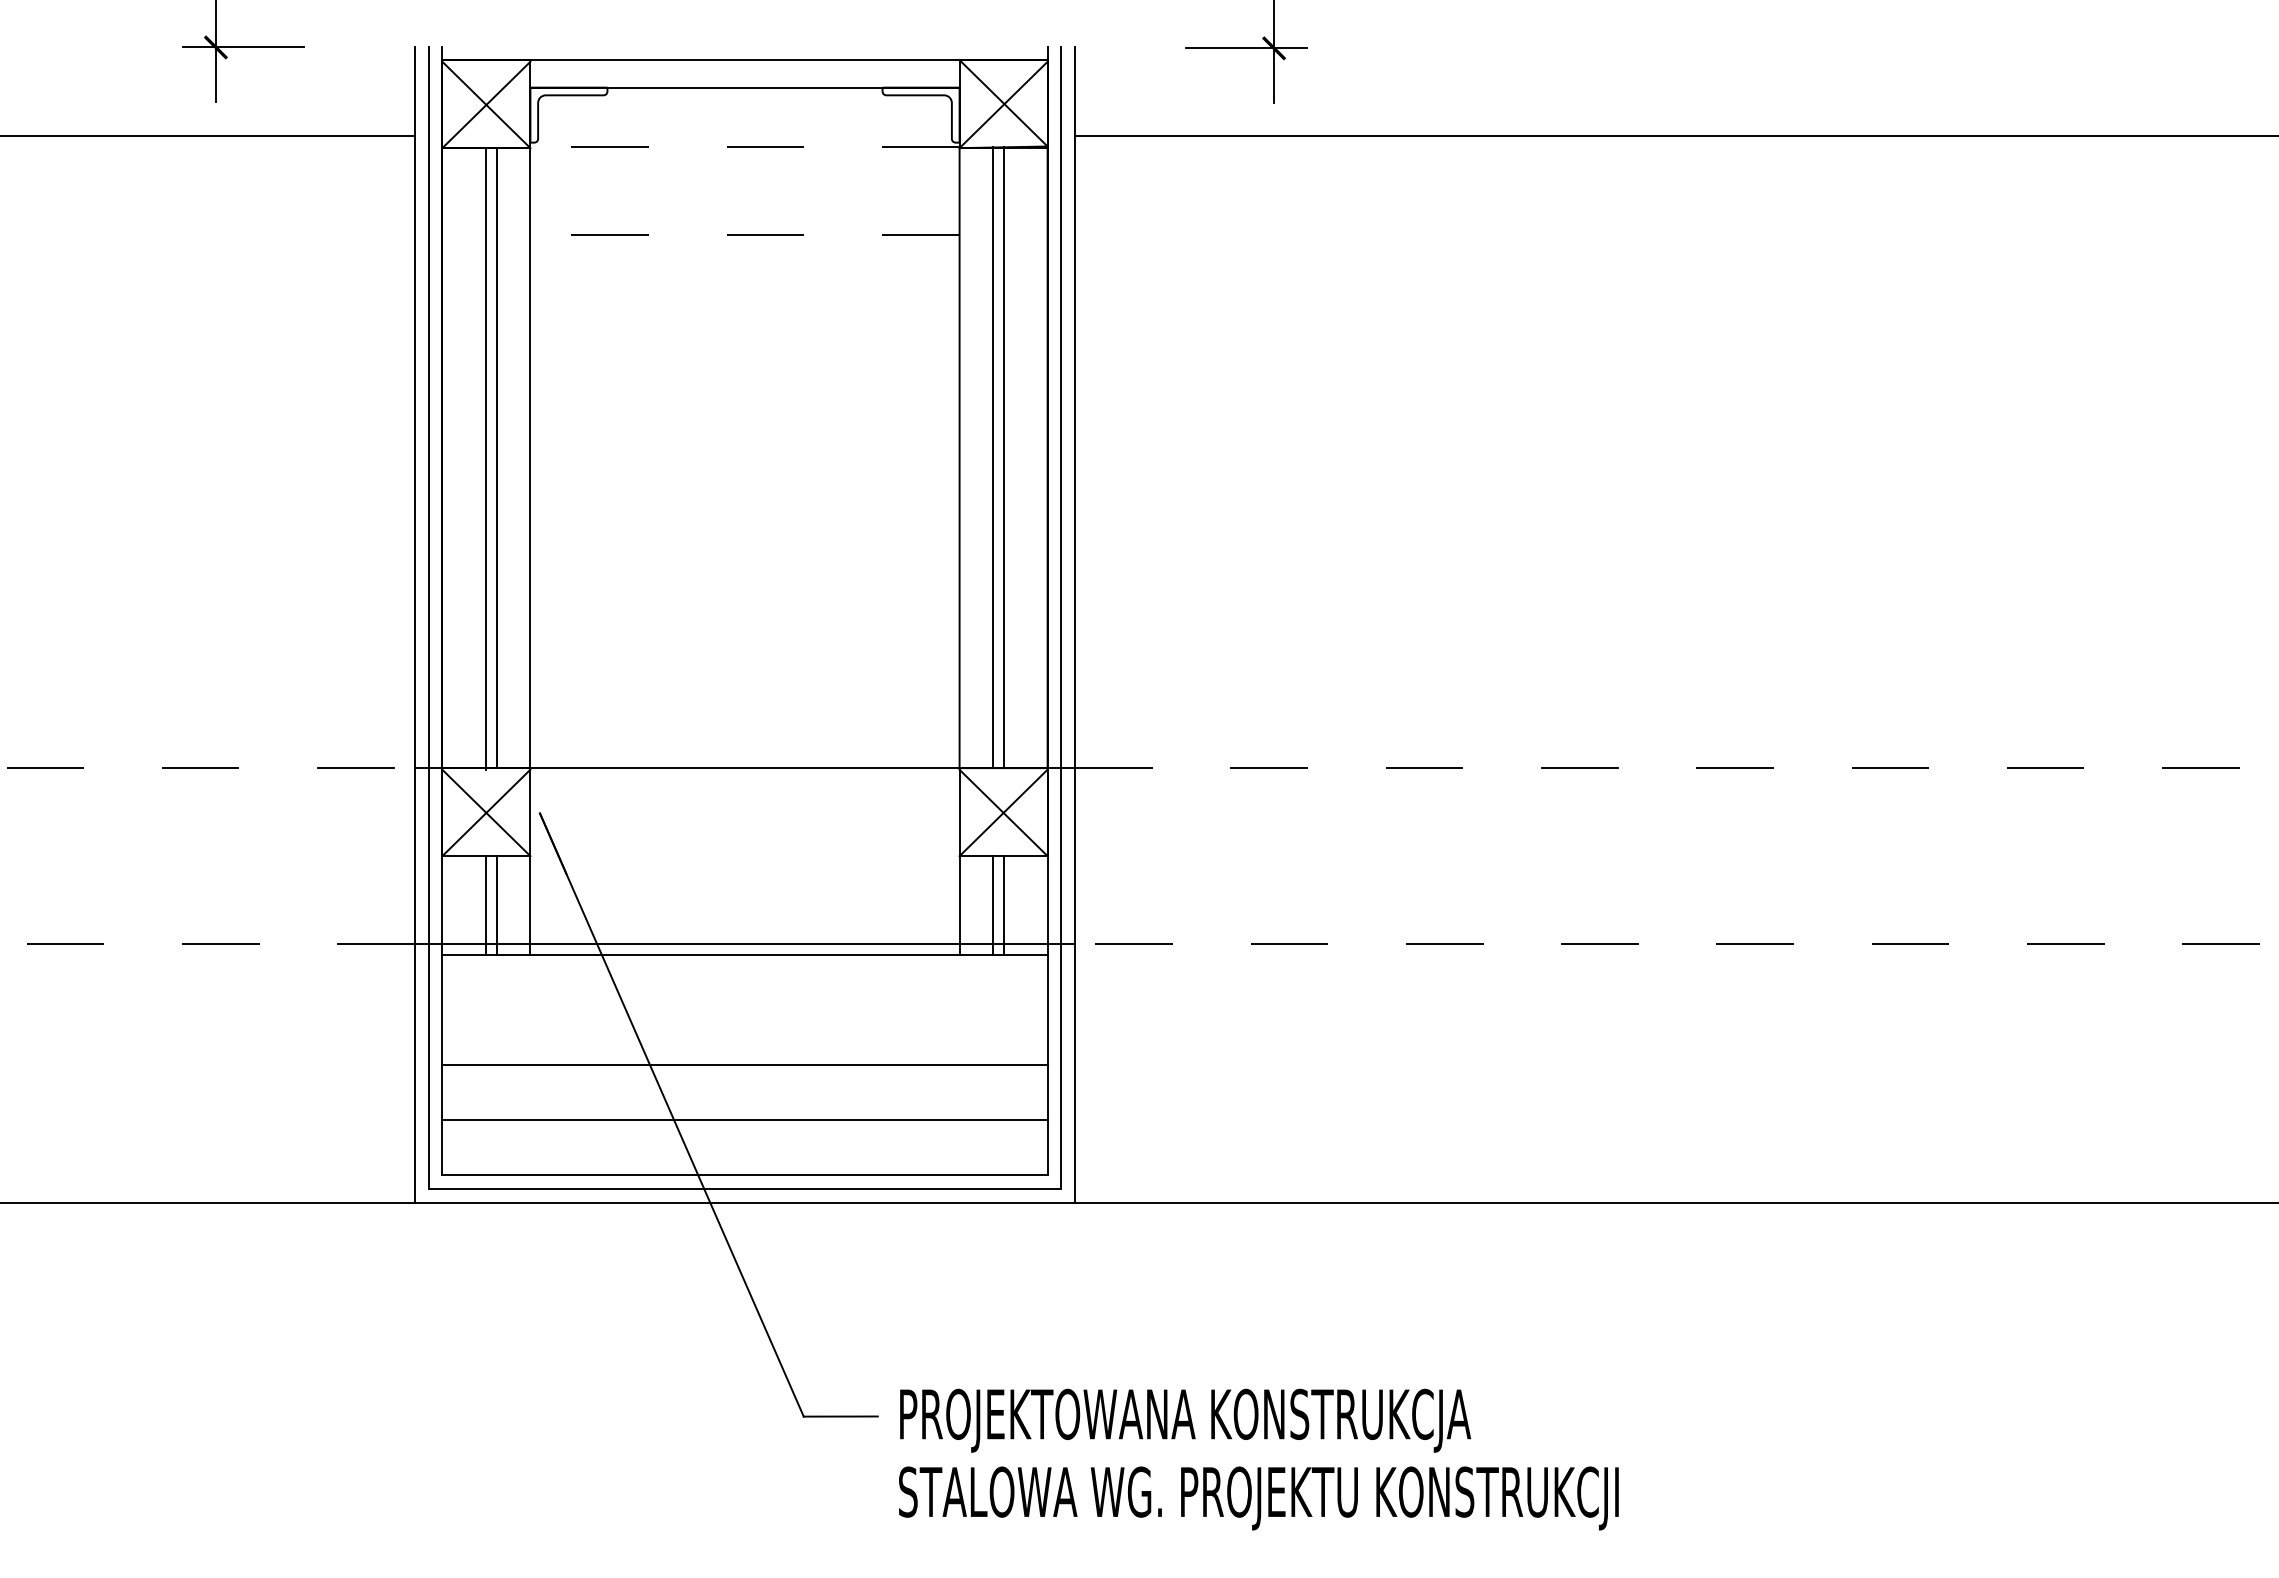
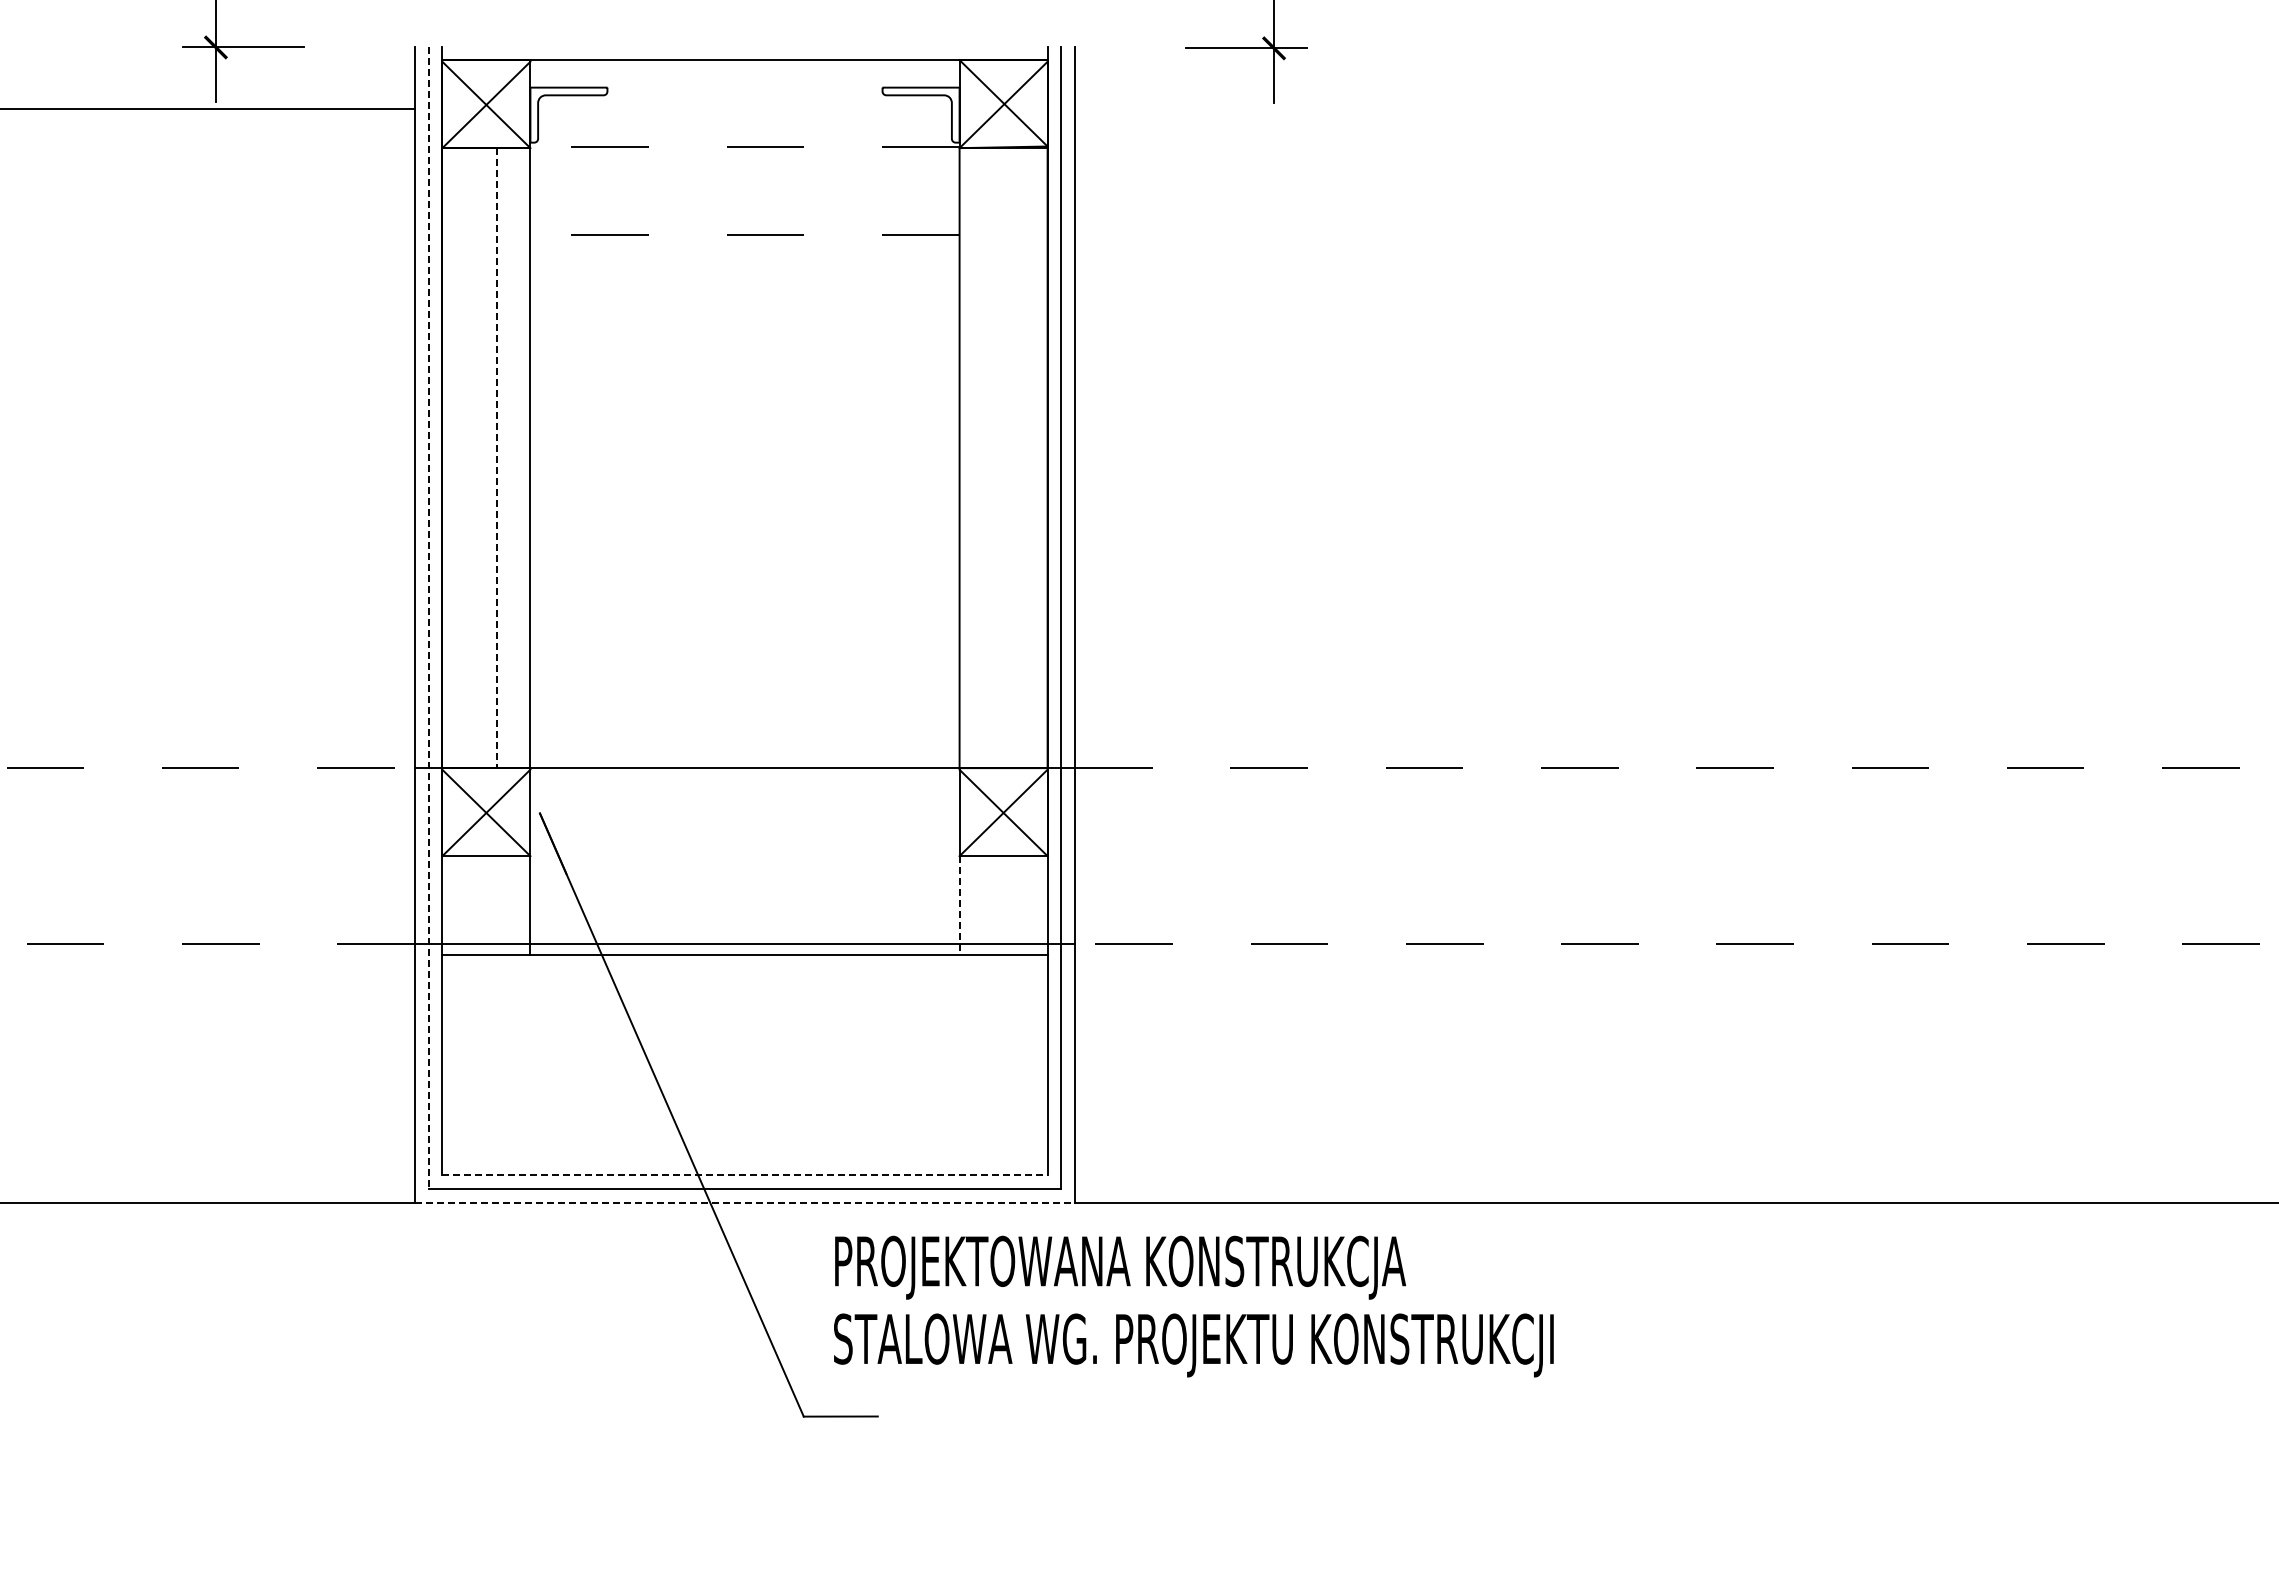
line: present -> none (744, 87)
line position: (208, 135) -> (208, 108) (208, 108)
line: present -> none (1675, 135)
line: present -> none (992, 457)
line: present -> none (1003, 457)
line: present -> none (486, 458)
line: solid -> dashed (497, 458)
line: solid -> dashed (428, 618)
line: present -> none (486, 905)
line: present -> none (497, 905)
line: solid -> dashed (959, 905)
line: present -> none (992, 905)
line: present -> none (1003, 905)
line: present -> none (744, 1065)
line: present -> none (744, 1120)
line: solid -> dashed (745, 1175)
line: solid -> dashed (745, 1202)
text position: (1258, 1459) -> (1193, 1306) (1193, 1306)
